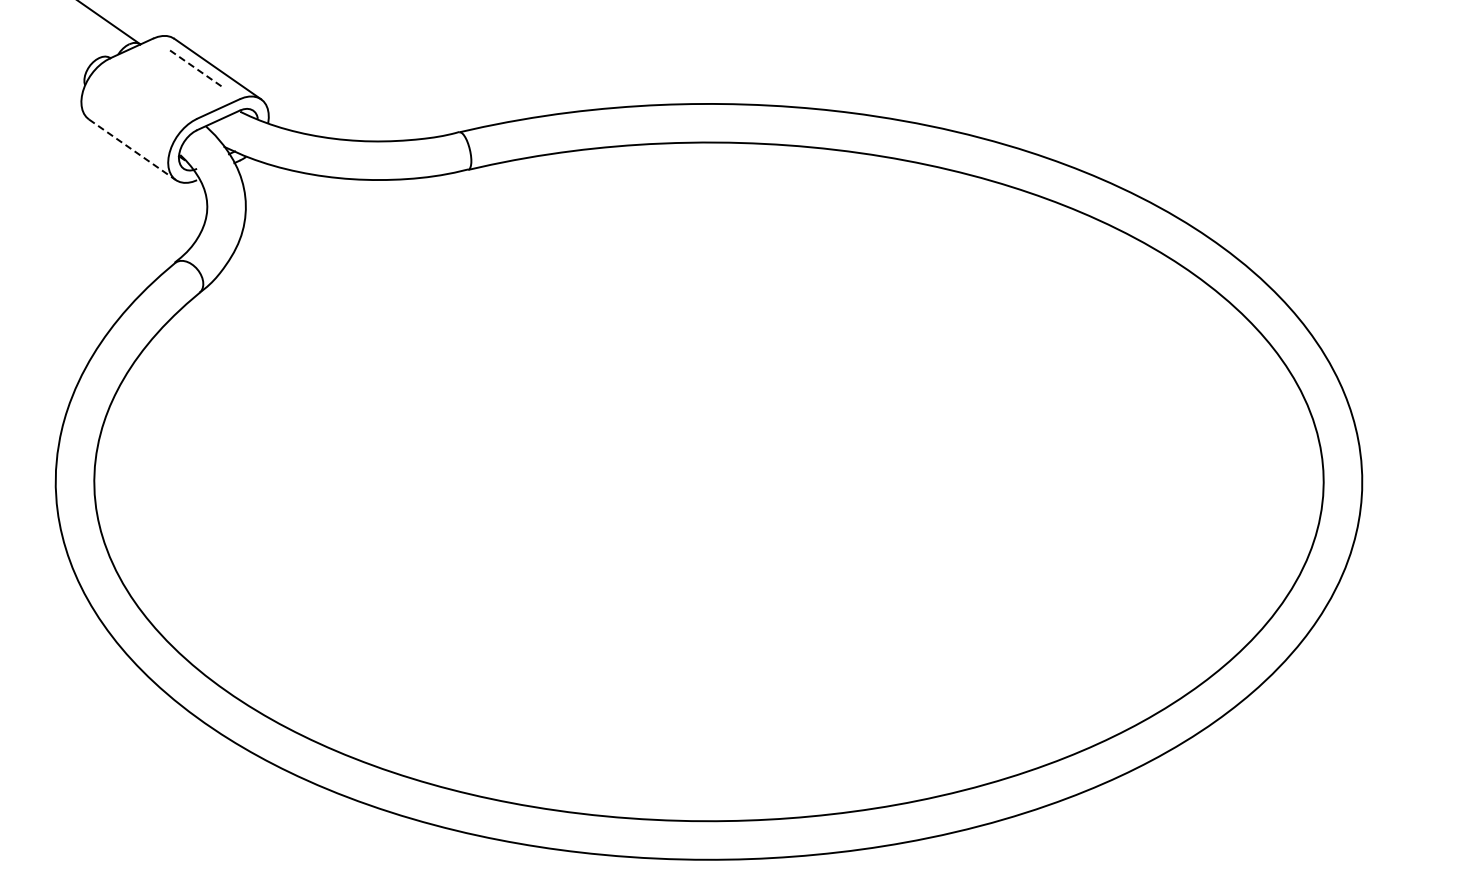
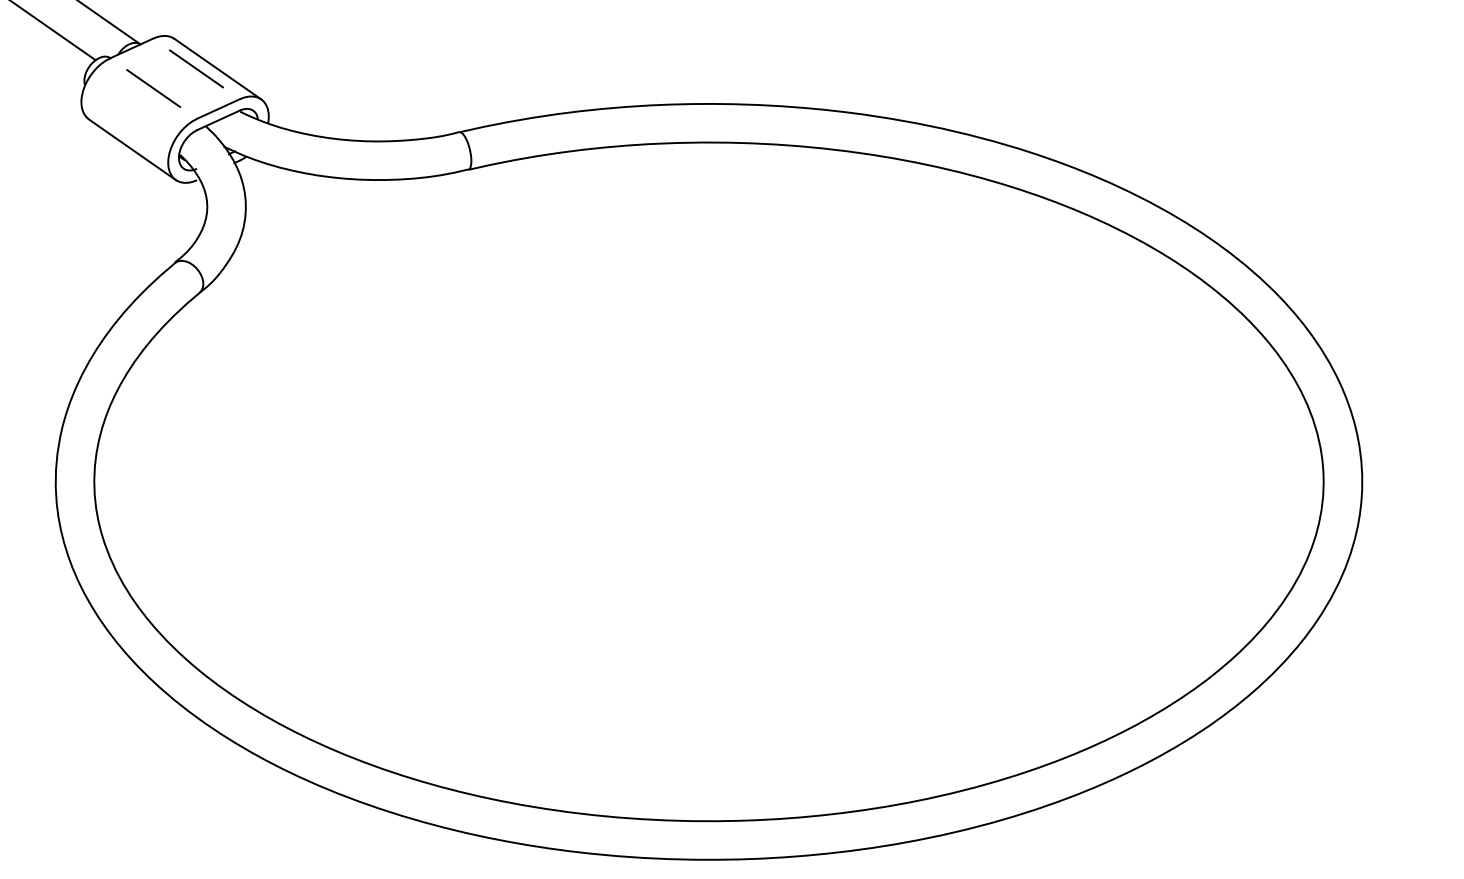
line: none -> present (53, 31)
line: dashed -> solid (196, 69)
line: none -> present (153, 88)
line: dashed -> solid (132, 149)
